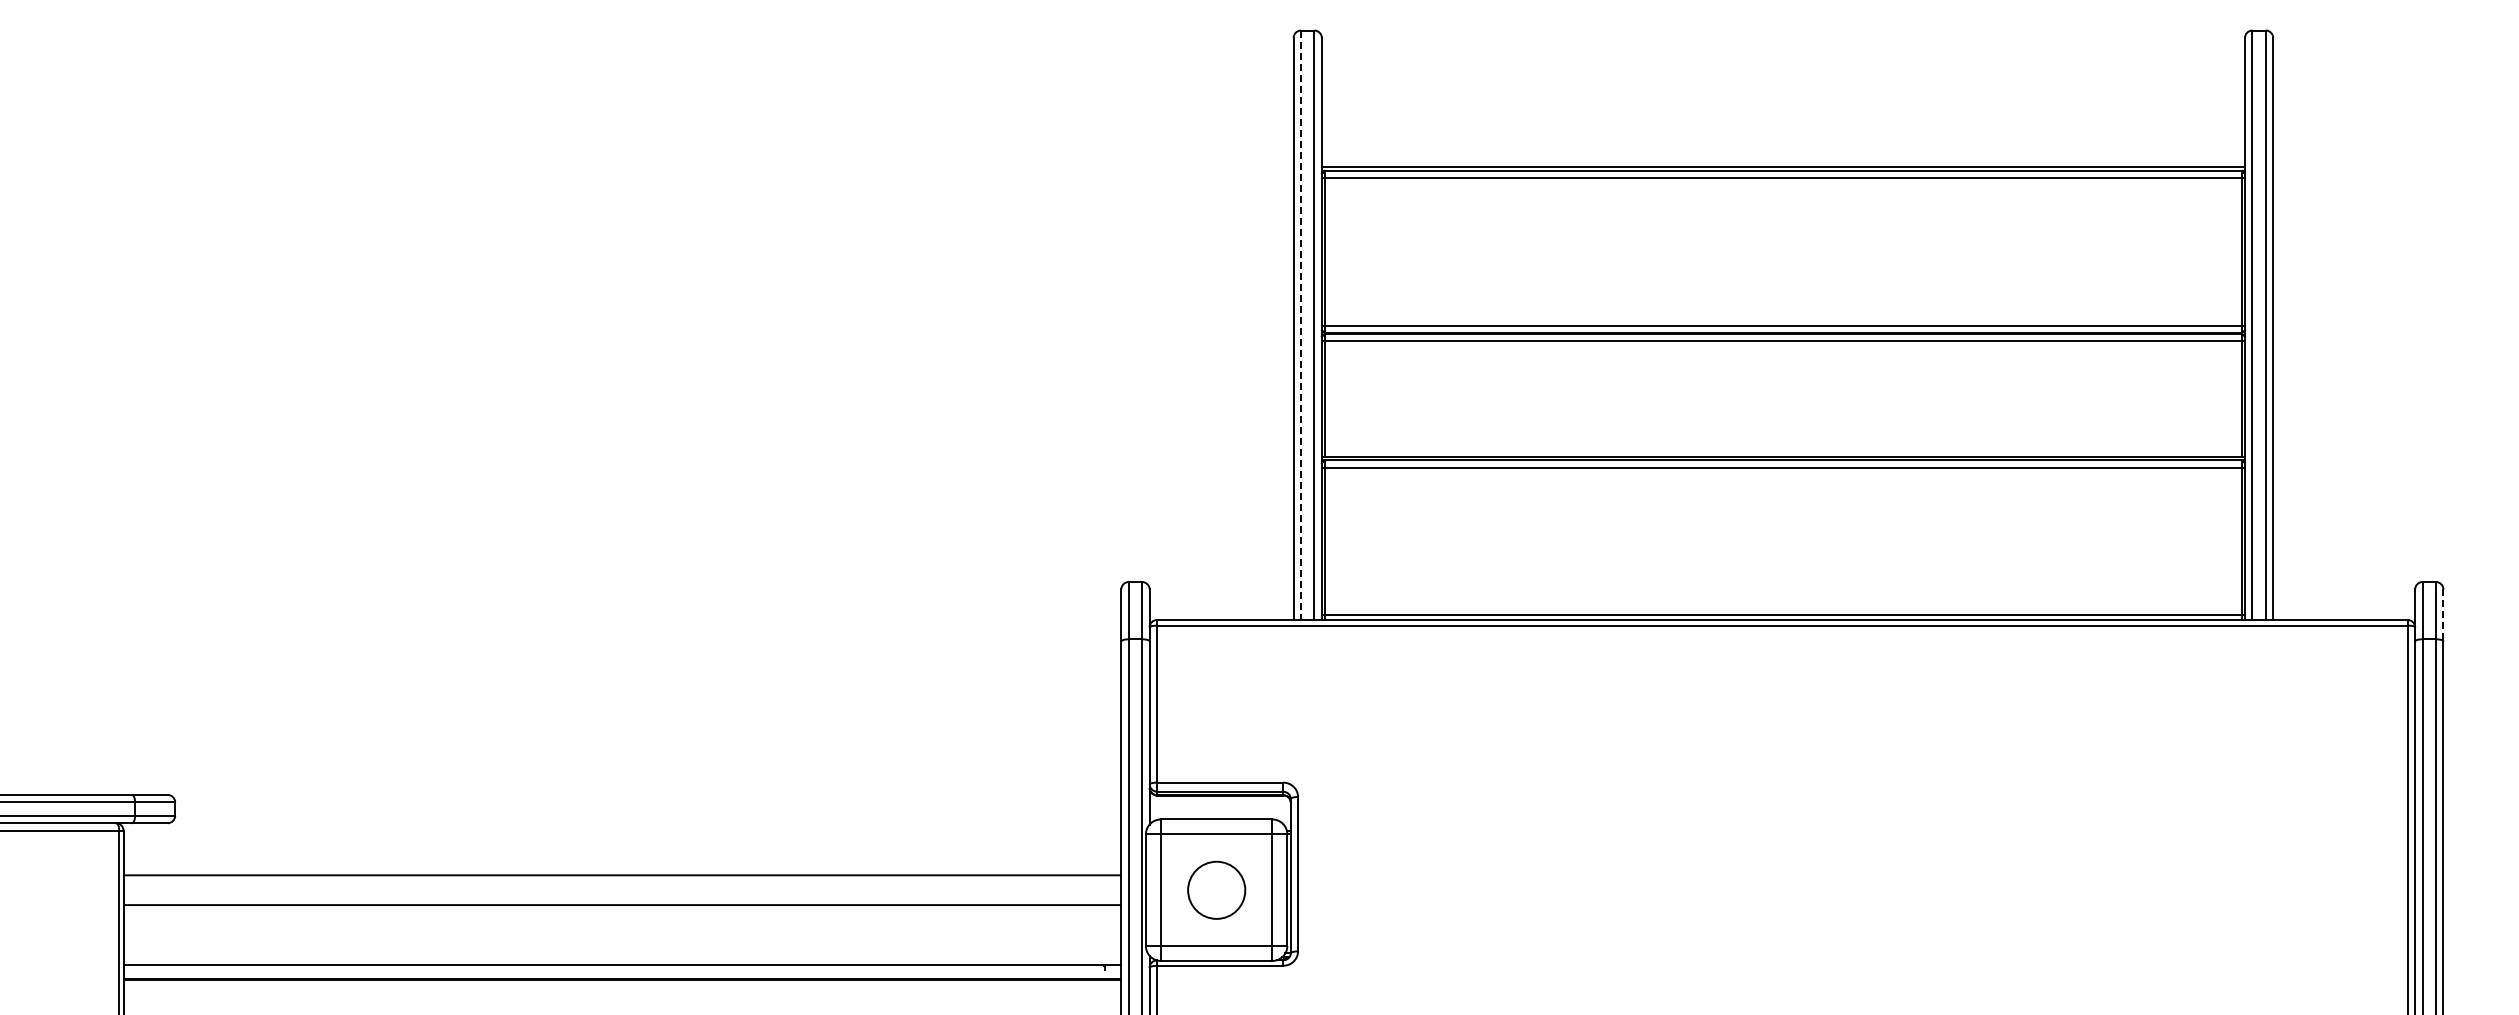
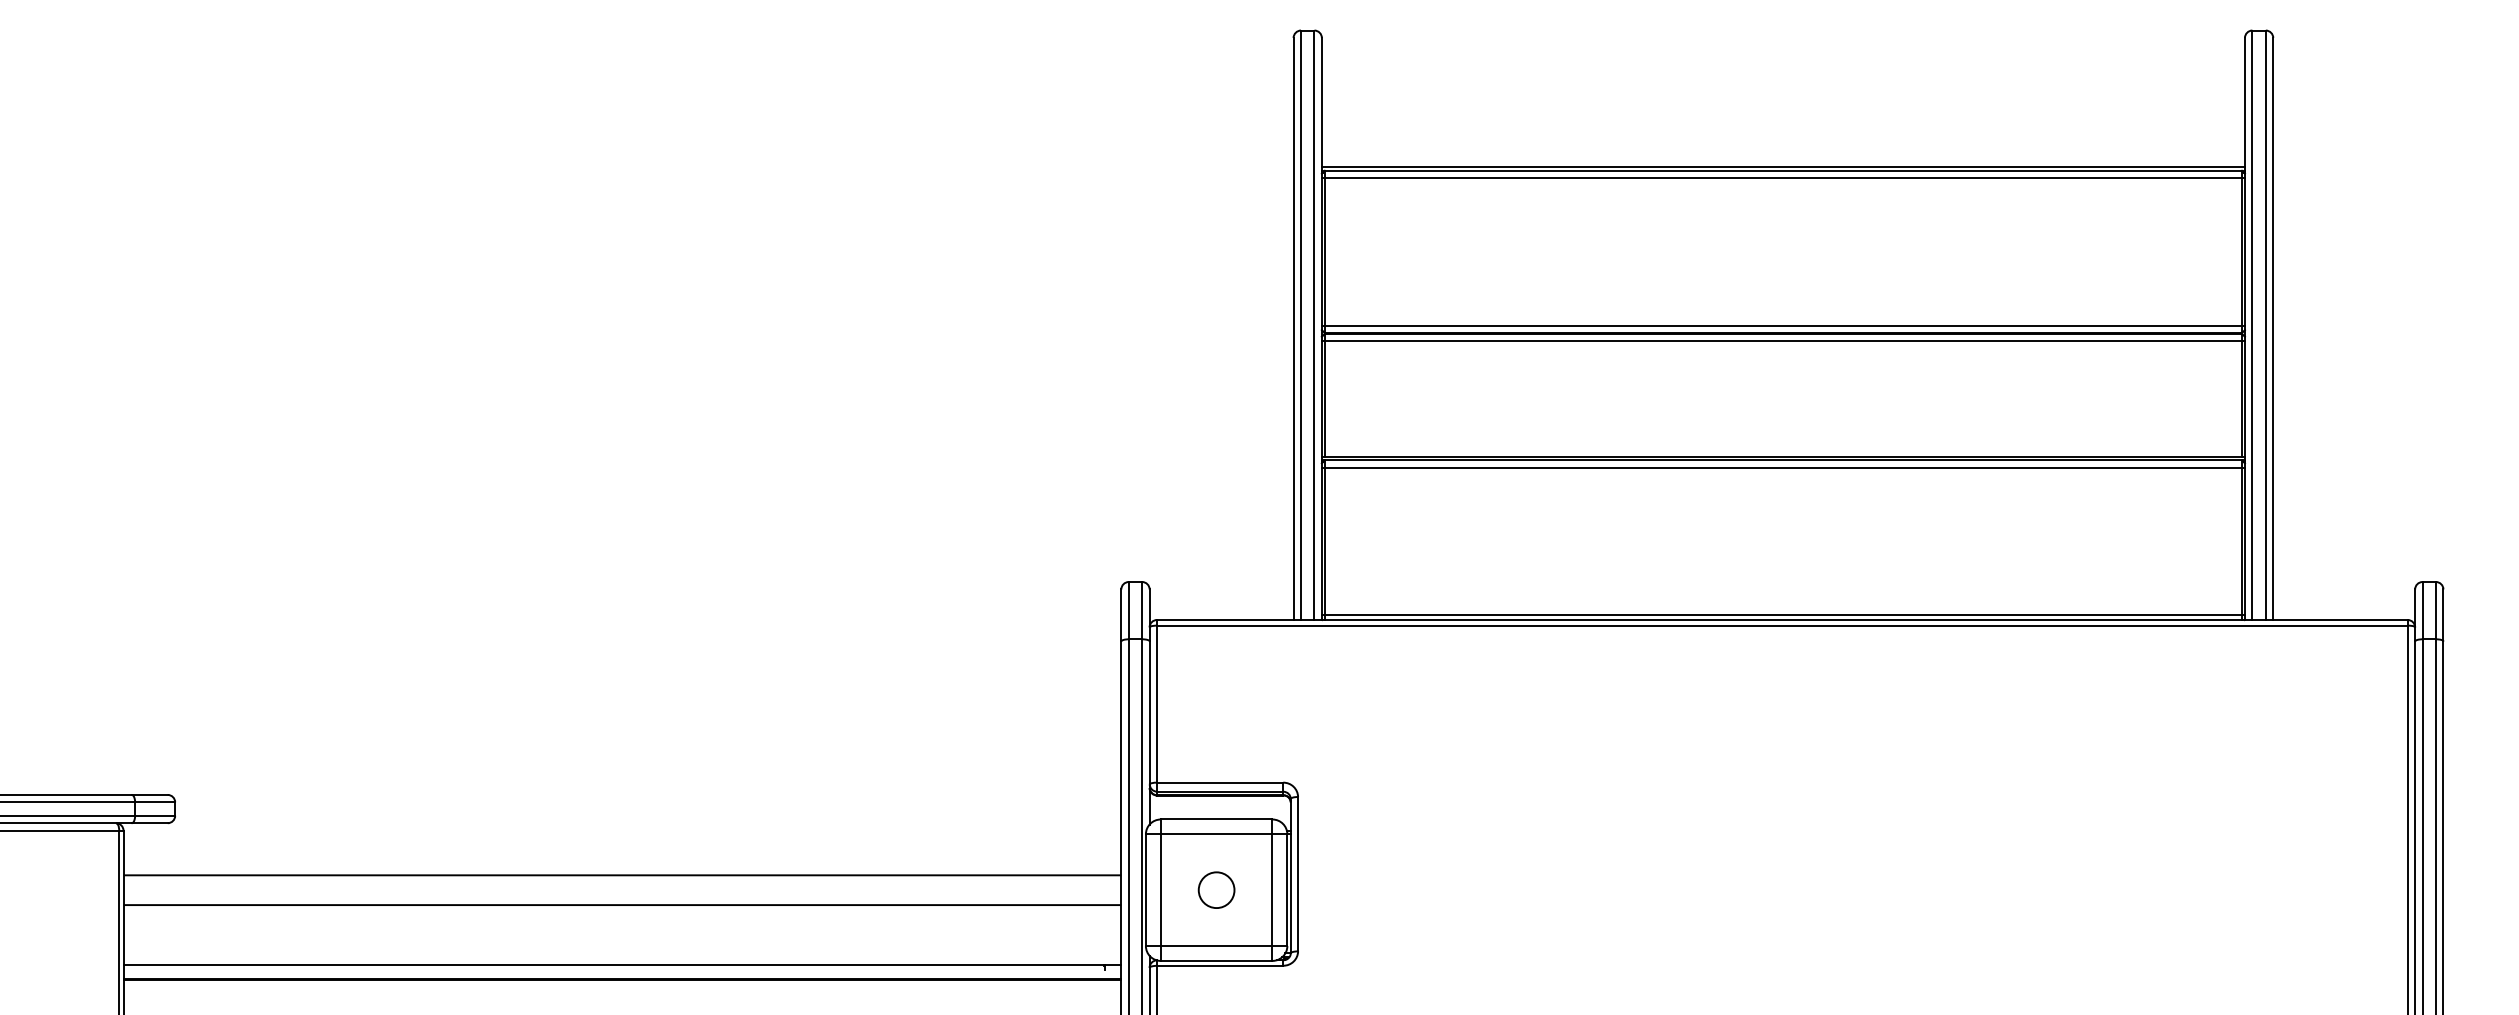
line: dashed -> solid (1301, 325)
line: dashed -> solid (2443, 615)
circle size: 60x60 px -> 39x38 px (1216, 889)
